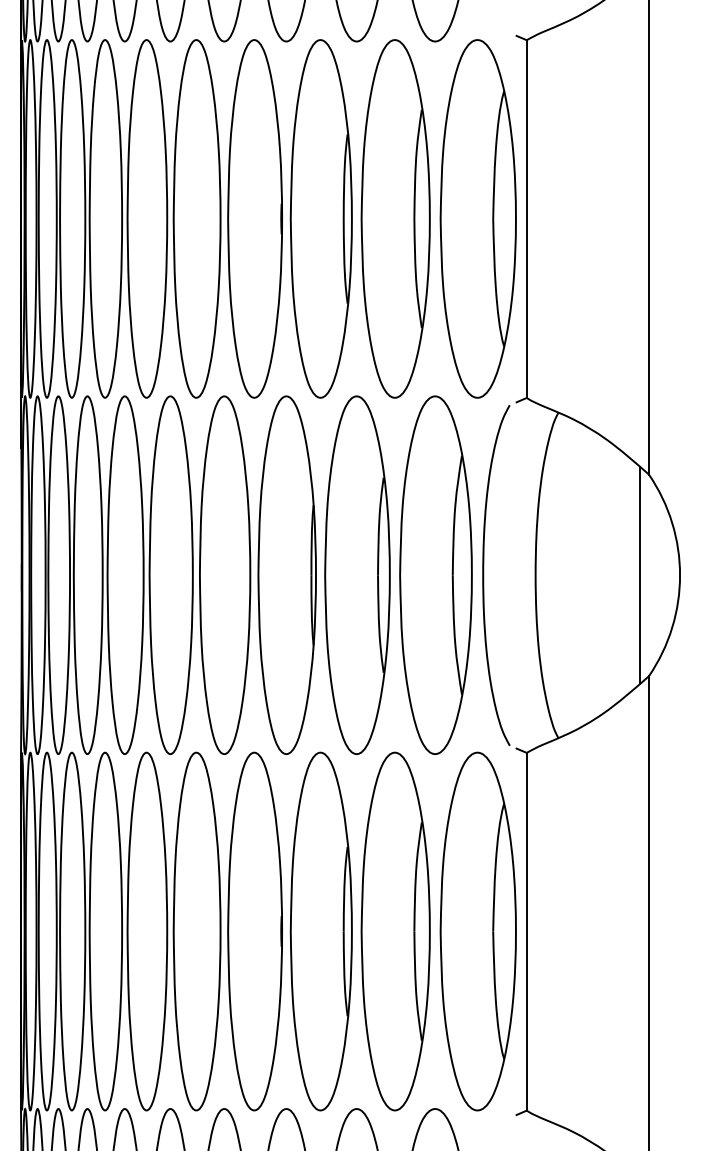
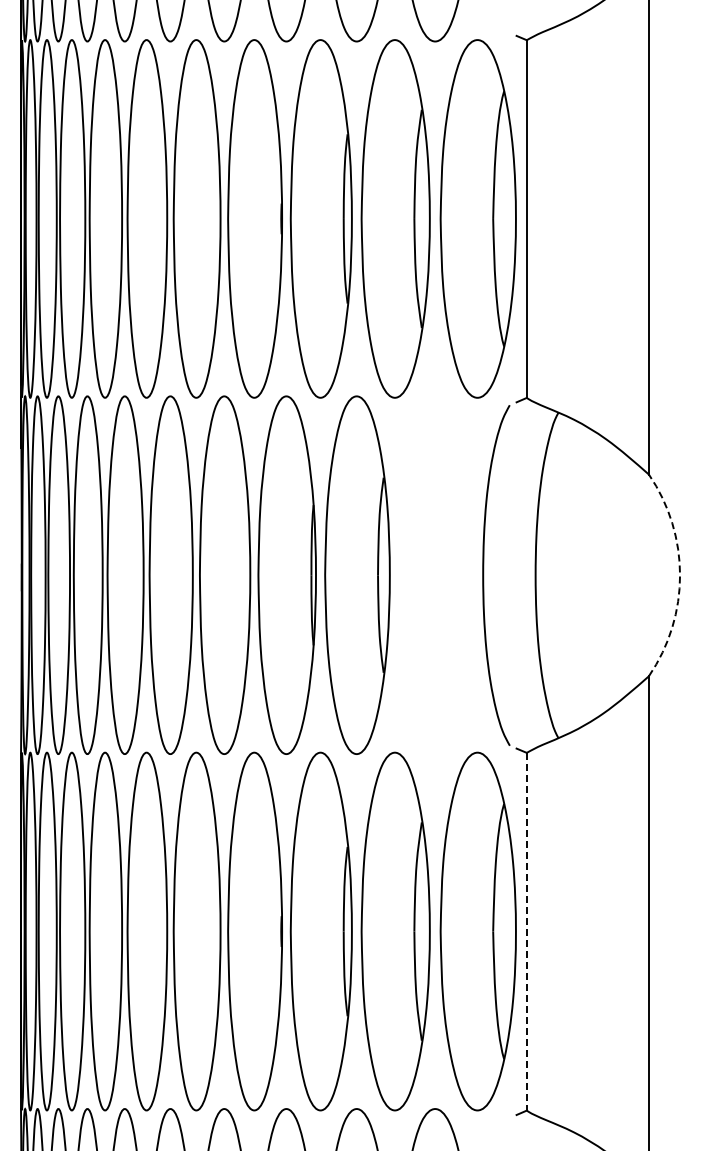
part: present -> none (435, 574)
line: present -> none (639, 575)
arc: solid -> dashed (680, 575)
line: solid -> dashed (526, 931)
